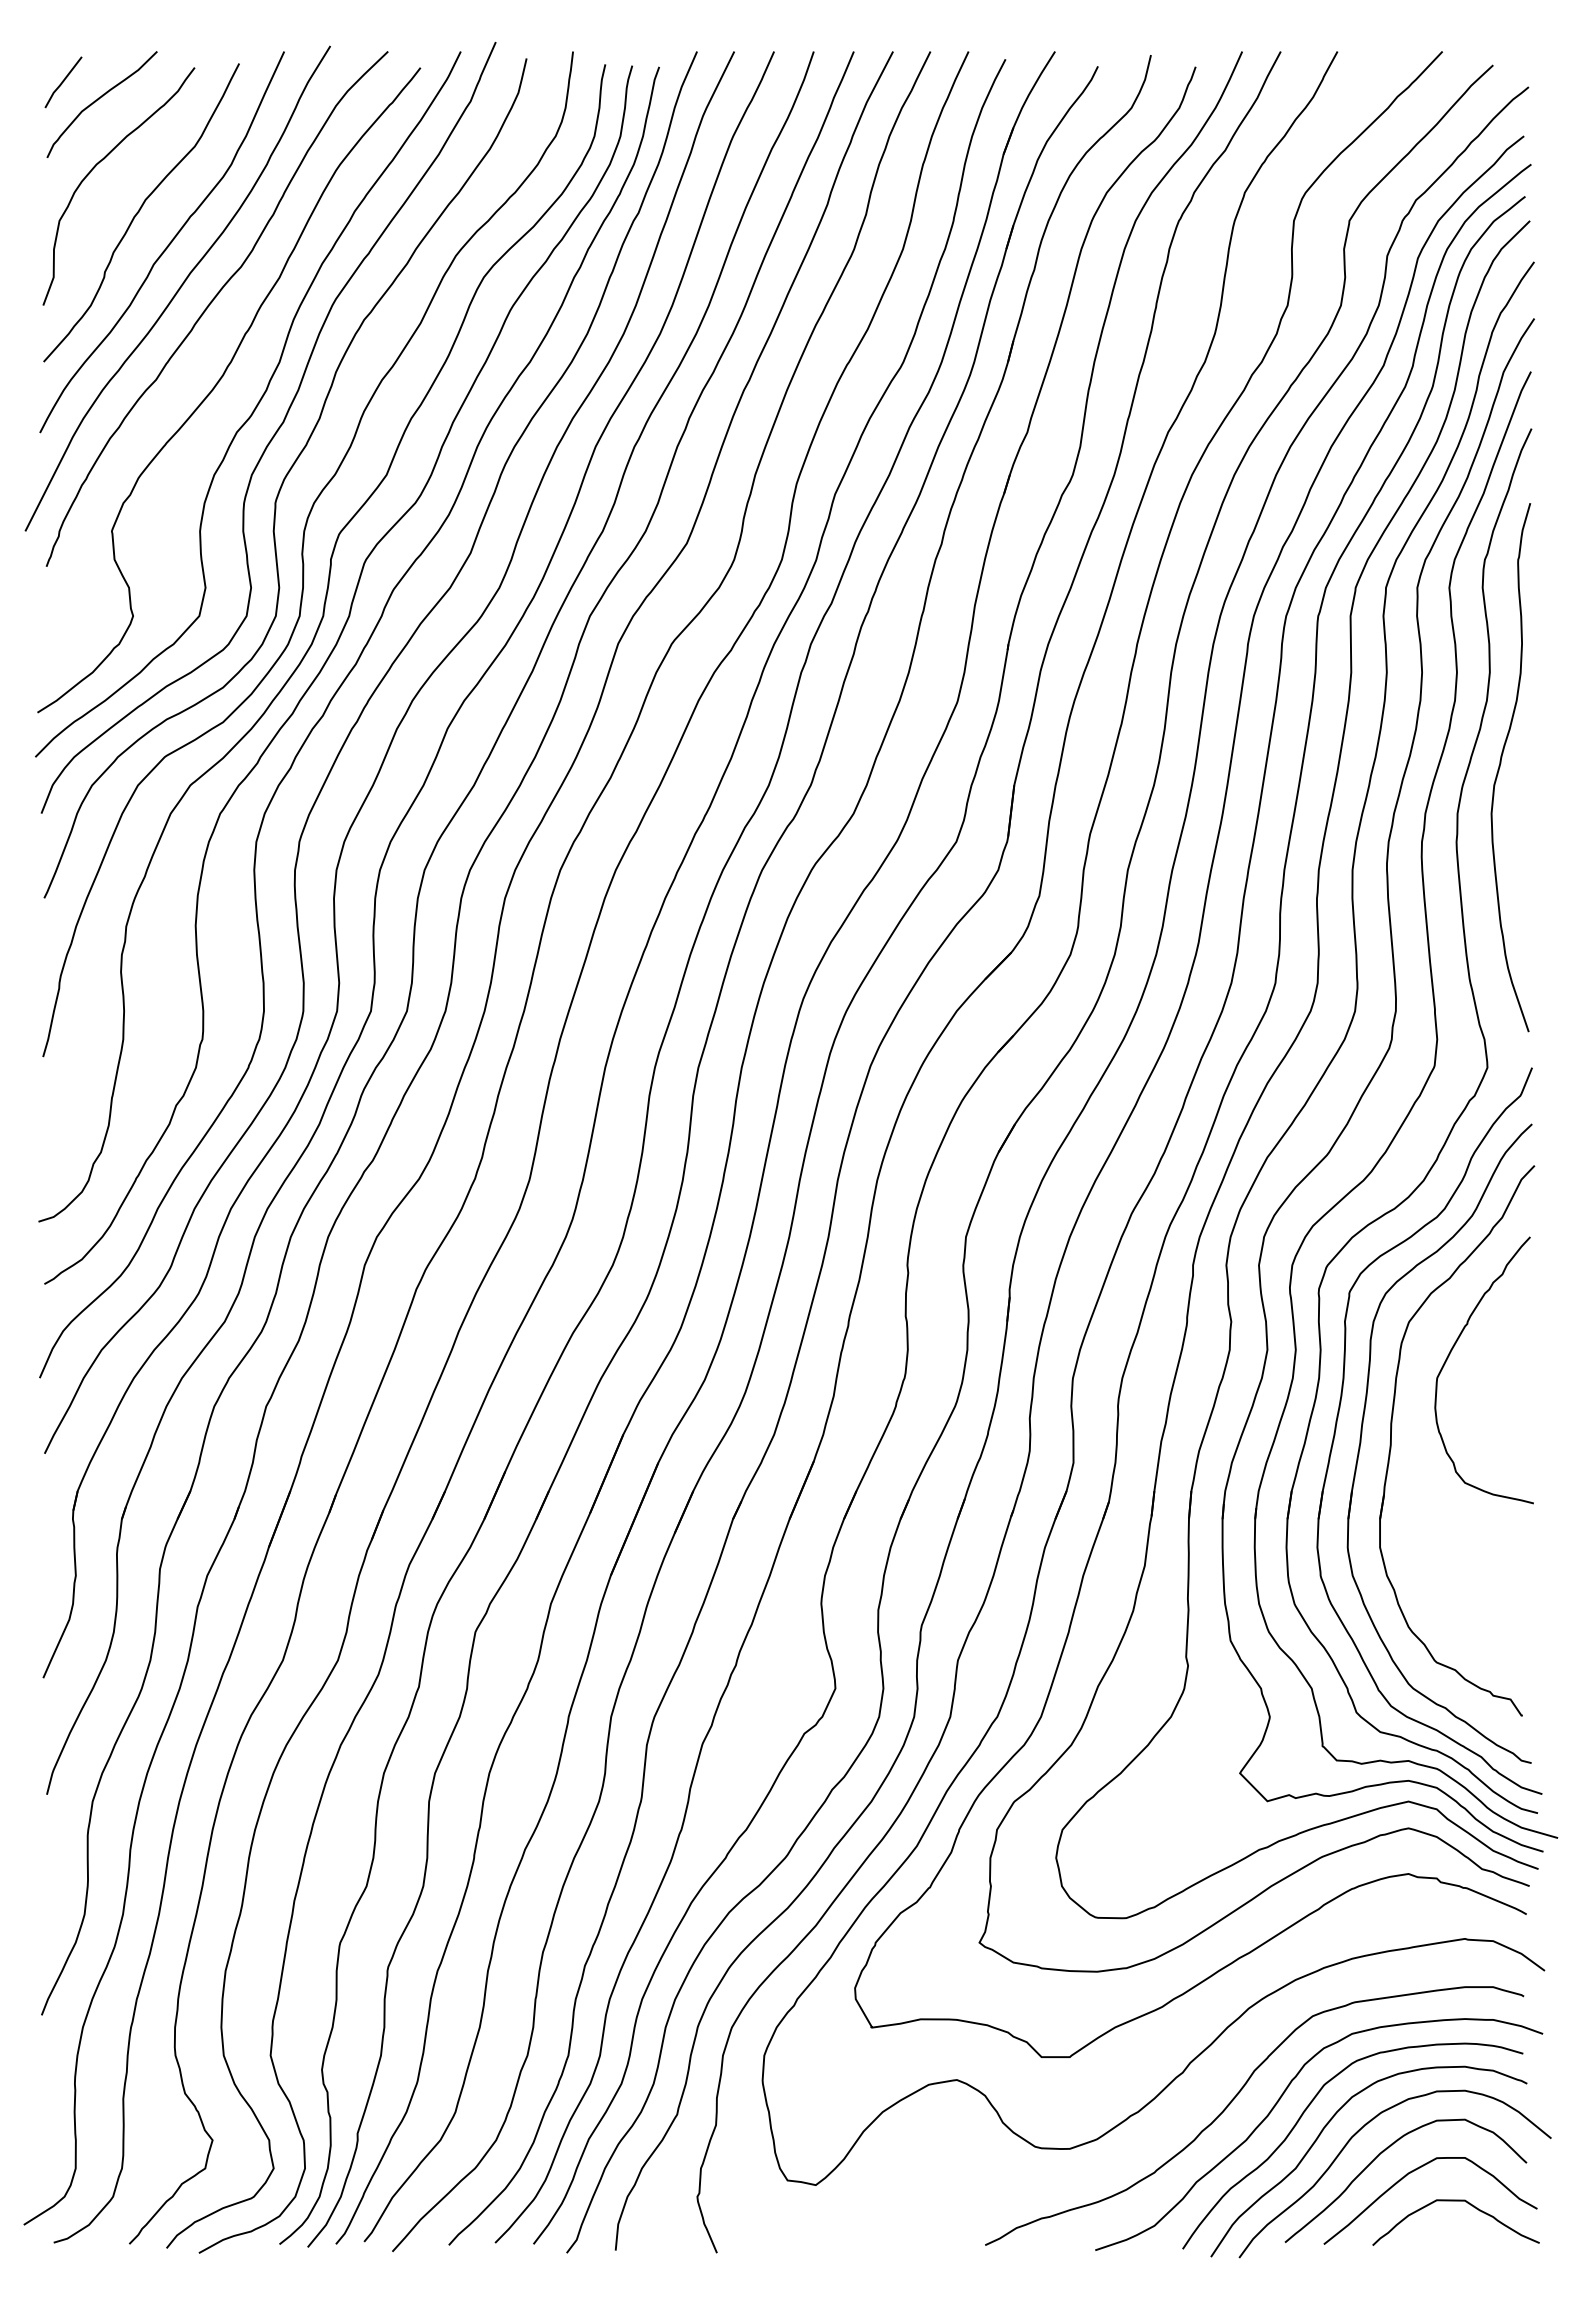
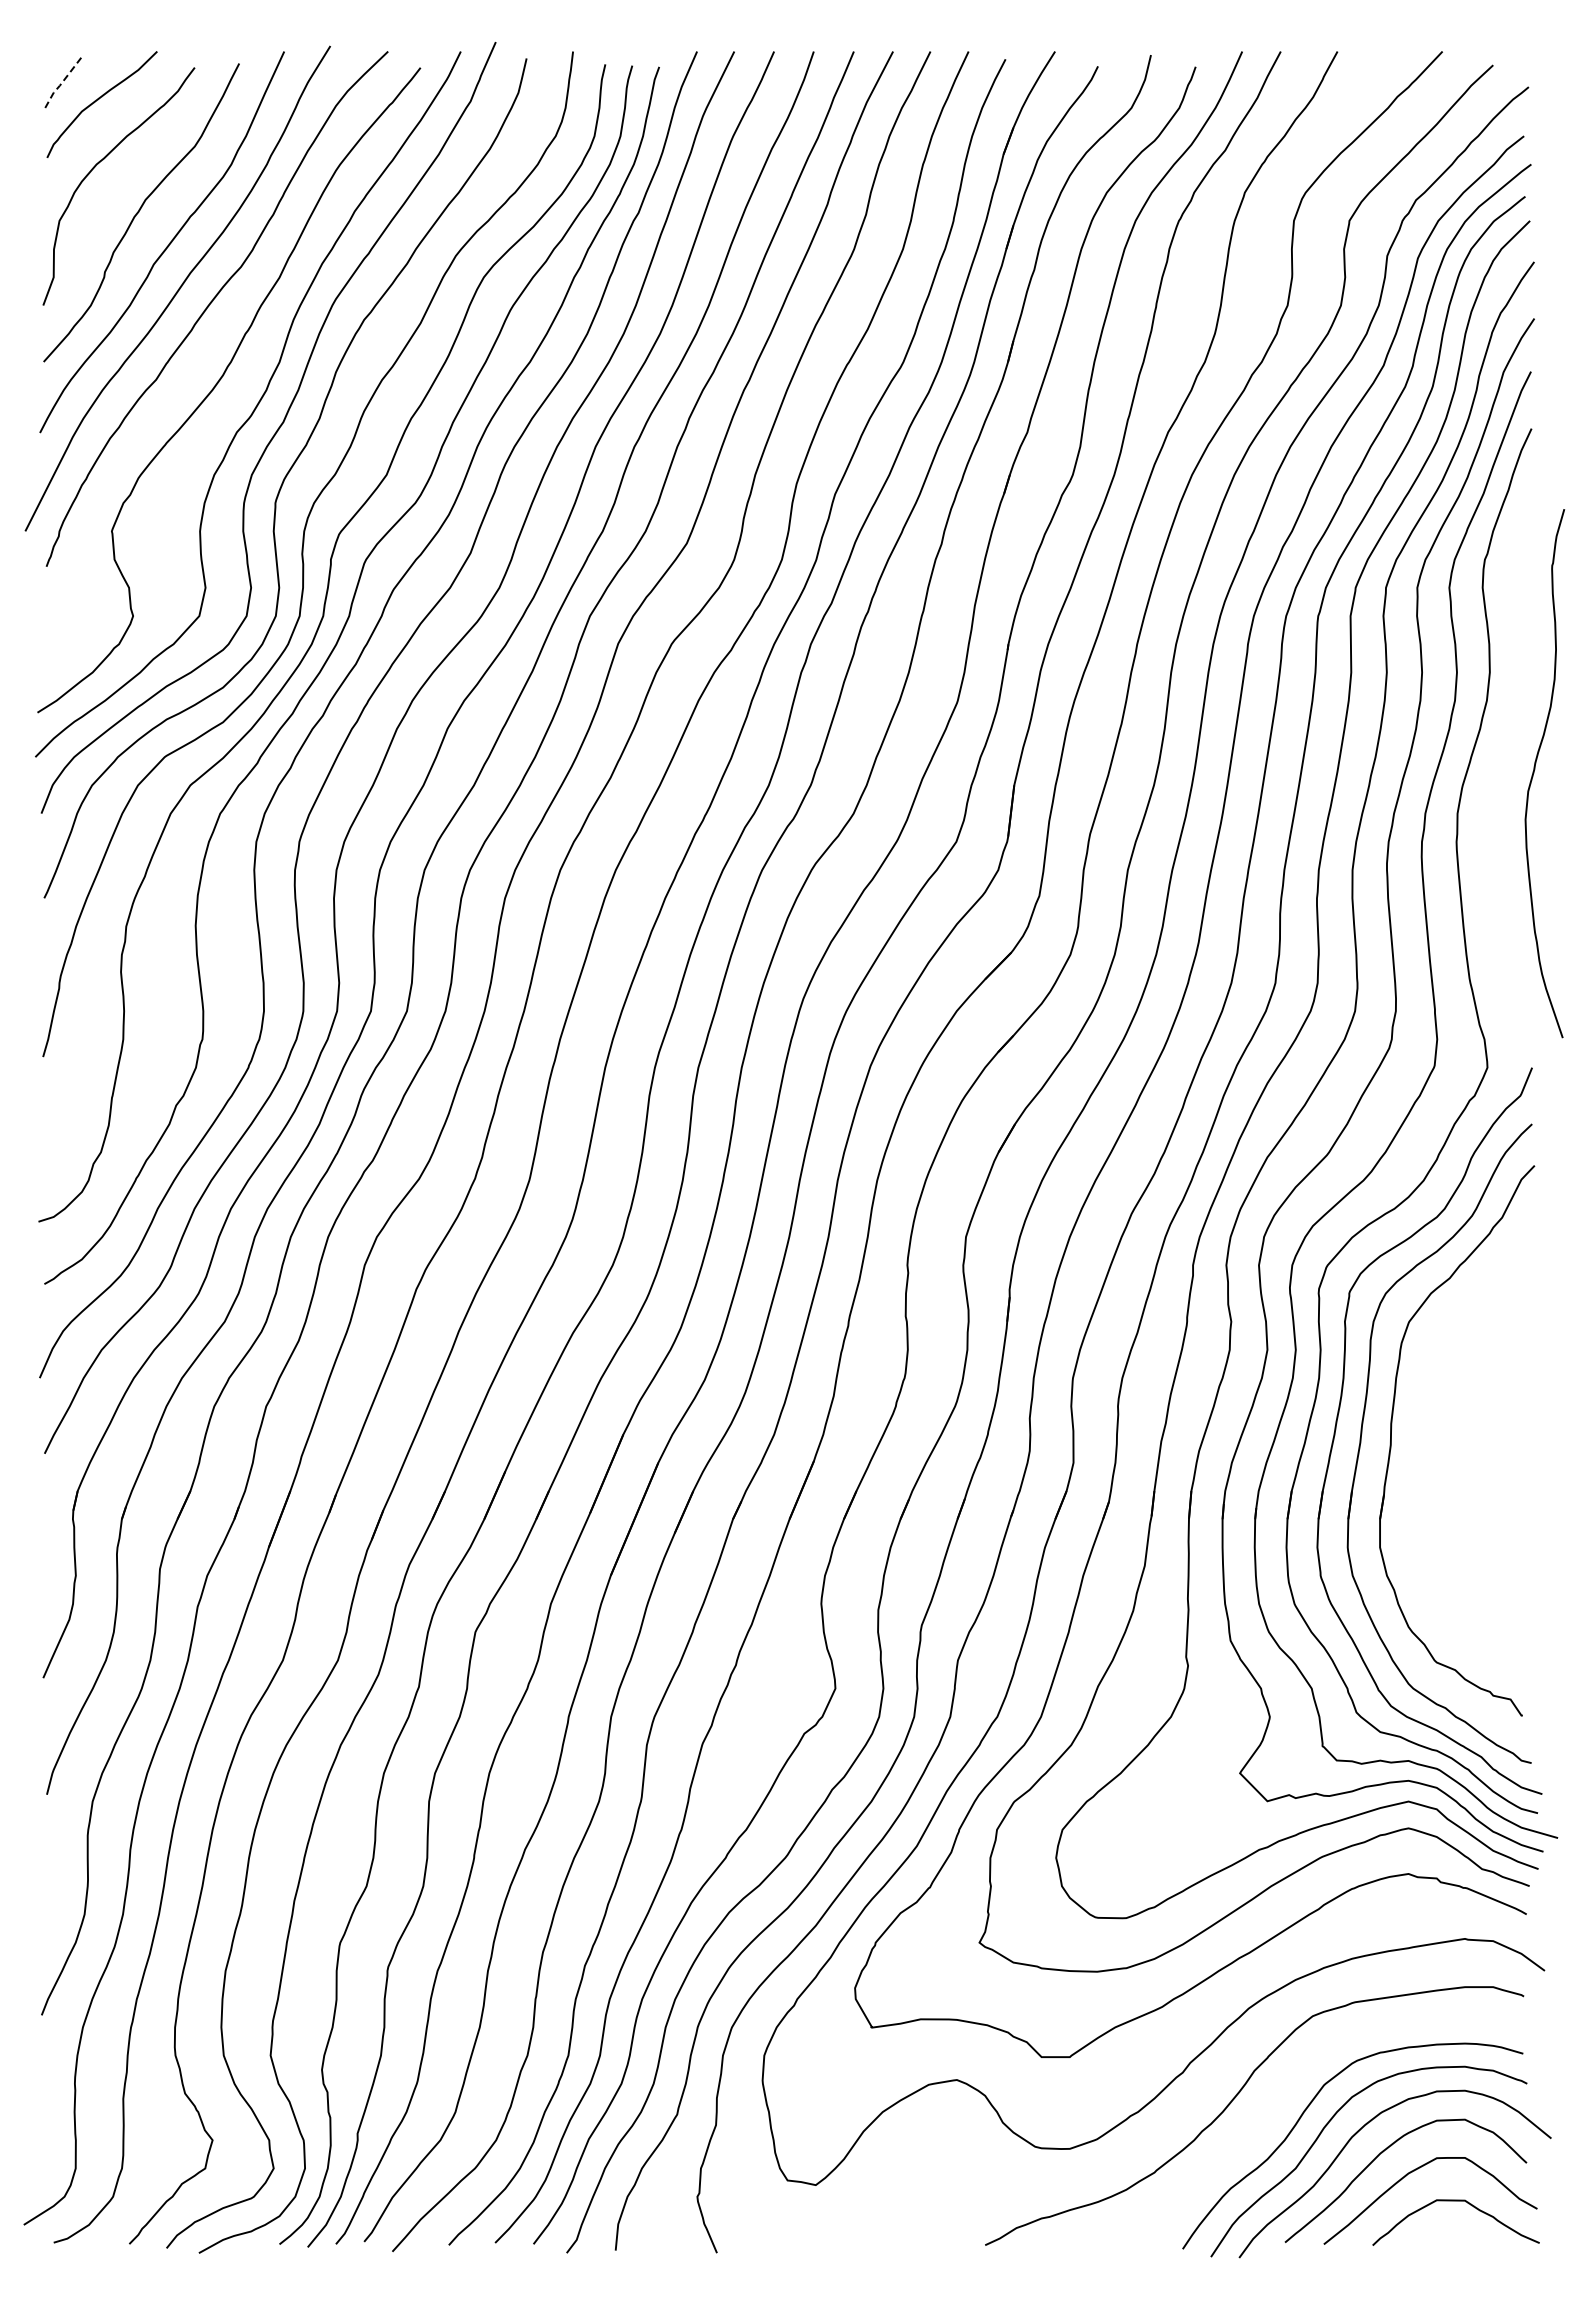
line: solid -> dashed (62, 82)
curve position: (1501, 763) -> (1535, 769) (1535, 769)
curve: present -> none (1450, 1354)
curve: present -> none (1276, 2105)
